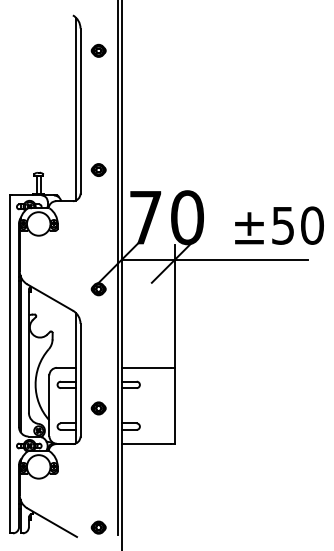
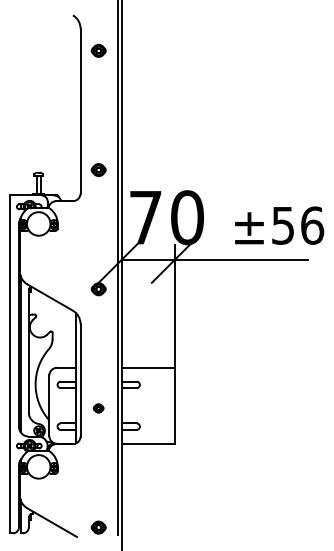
line: present -> none (75, 108)
text: ±50 -> ±56 (312, 225)
part size: 17x15 px -> 13x11 px (98, 408)
